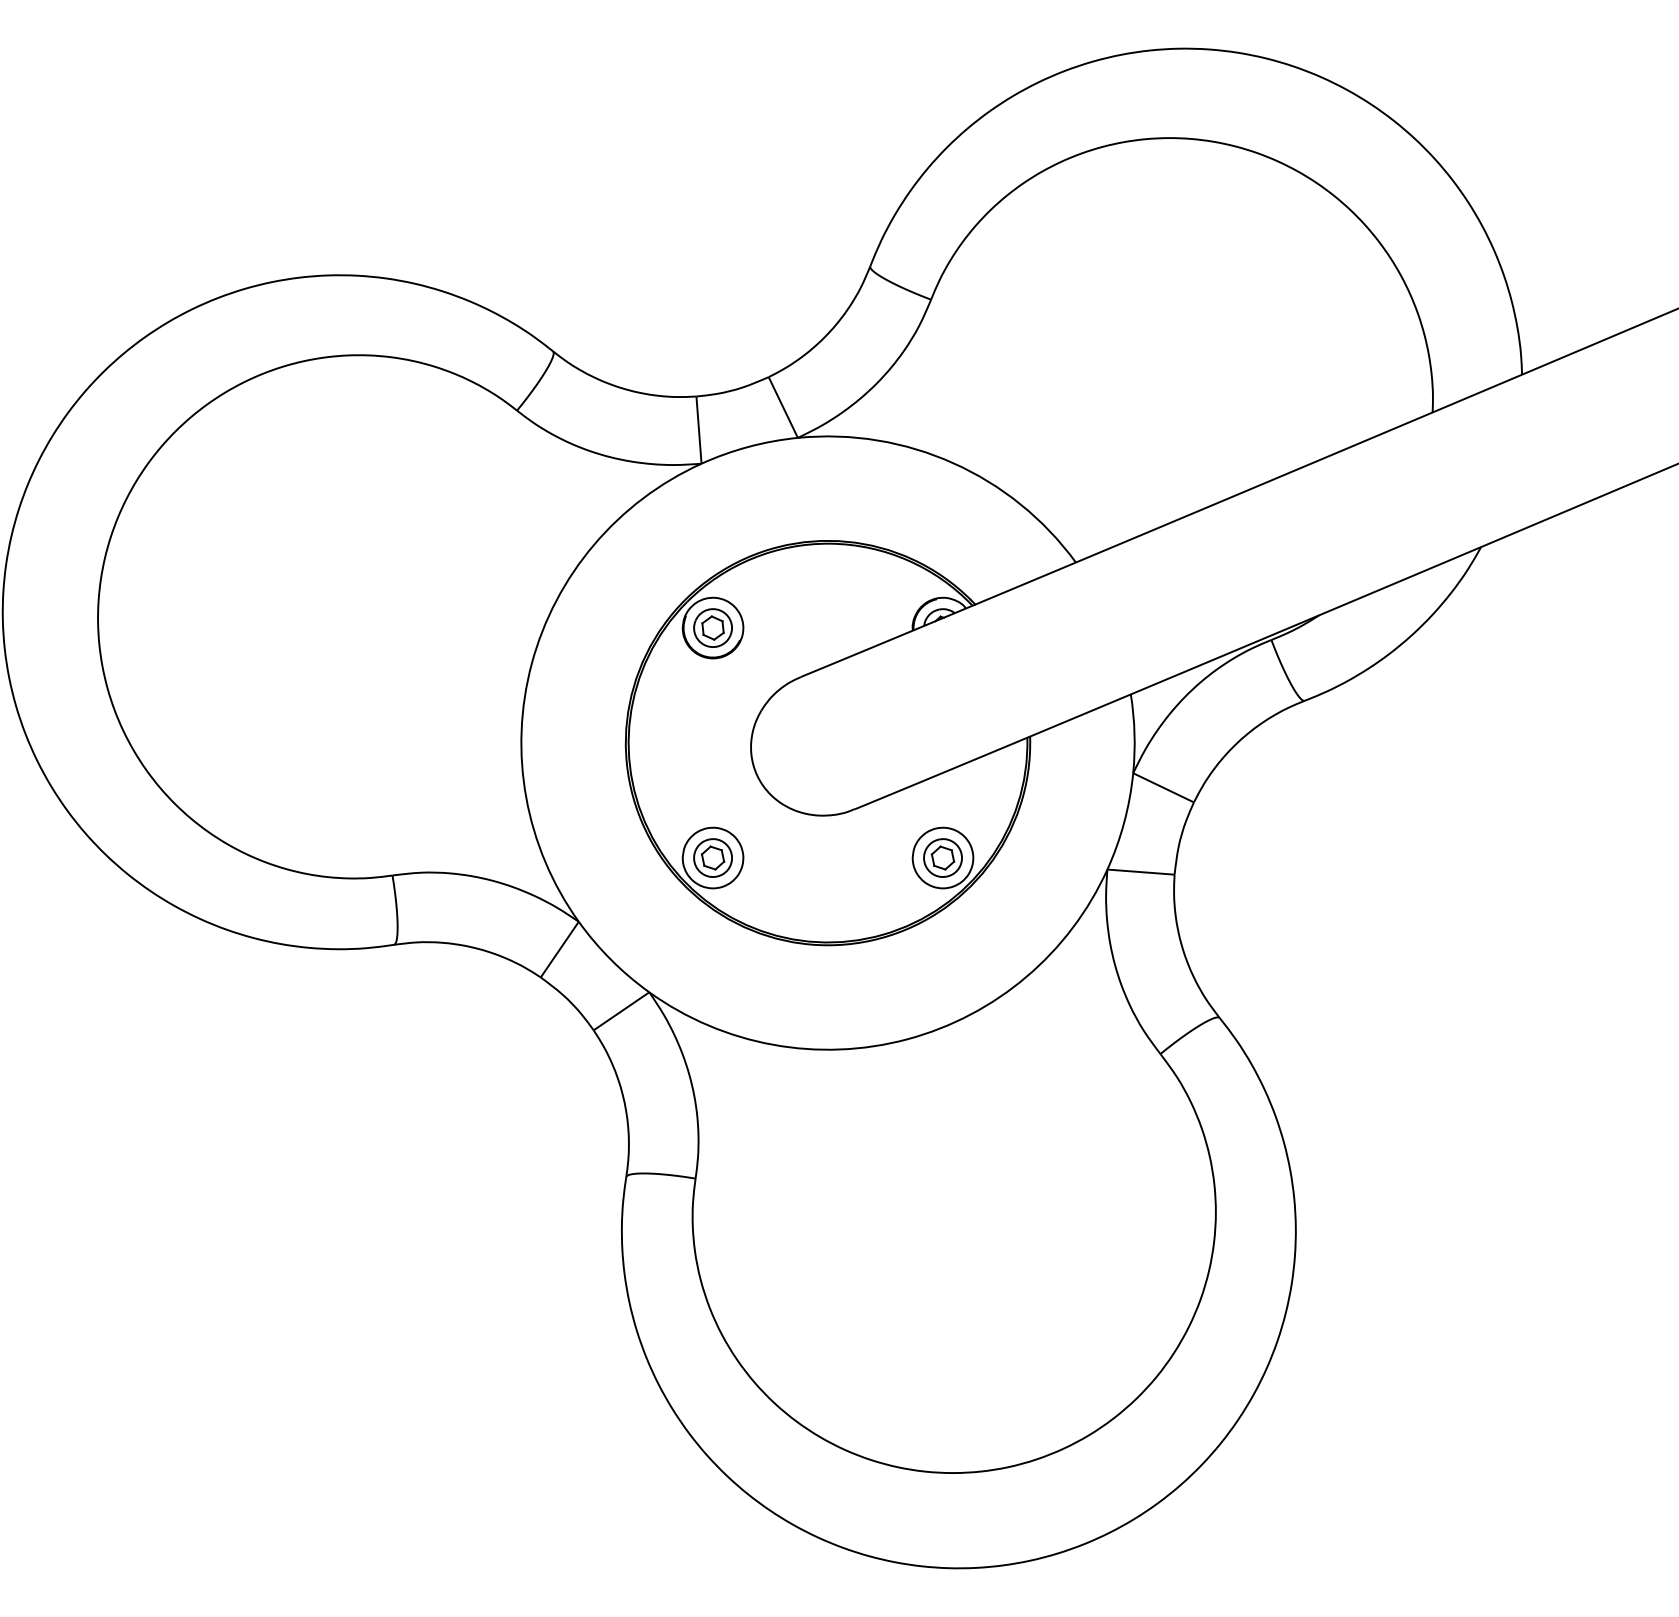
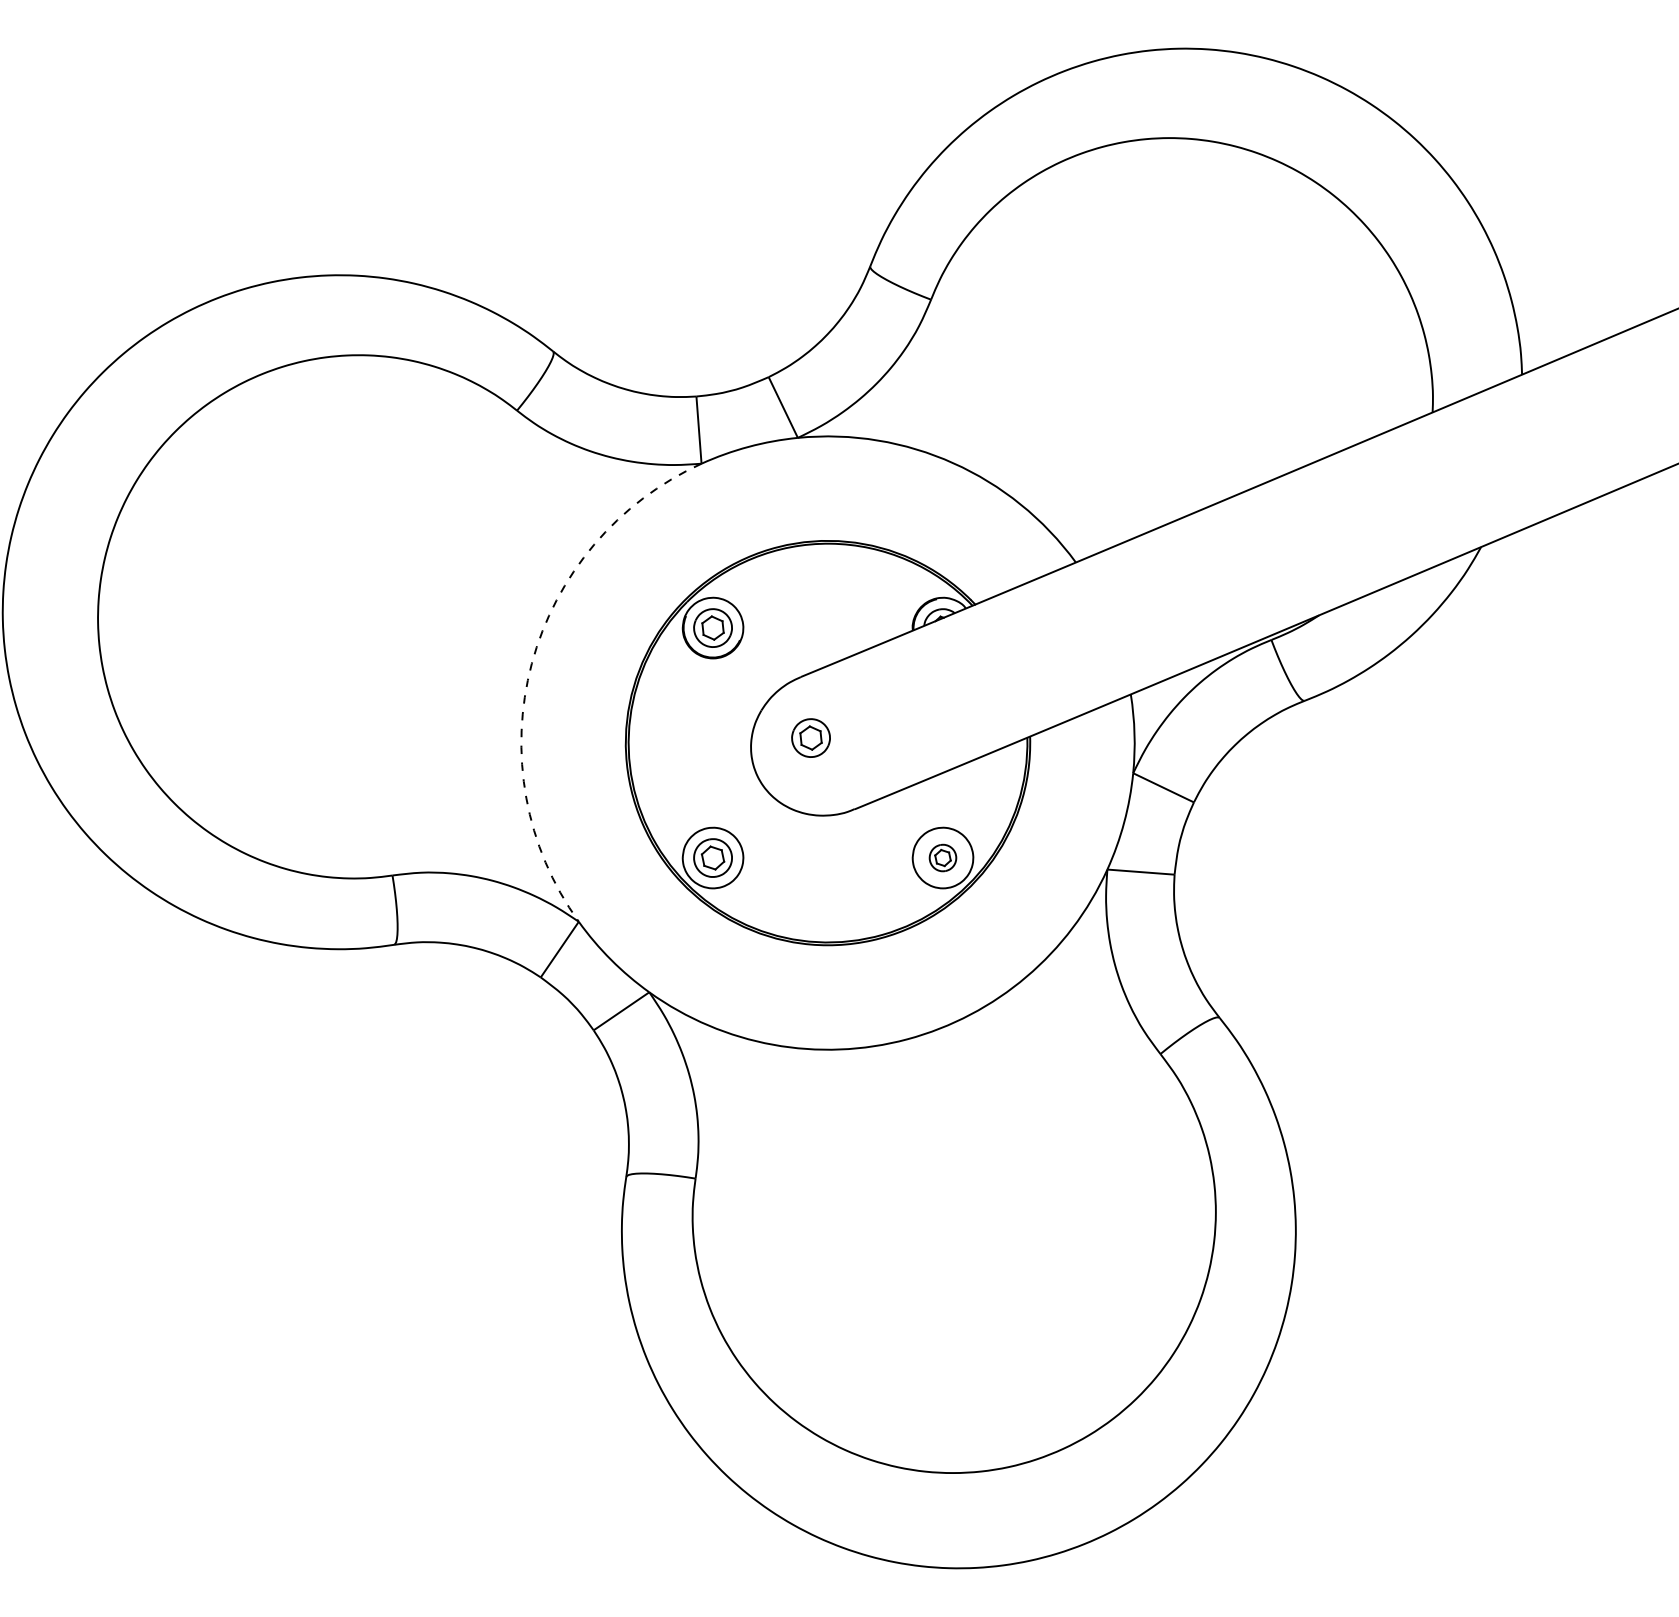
arc: solid -> dashed (531, 663)
part: none -> present (810, 737)
part size: 40x40 px -> 30x30 px (942, 857)
